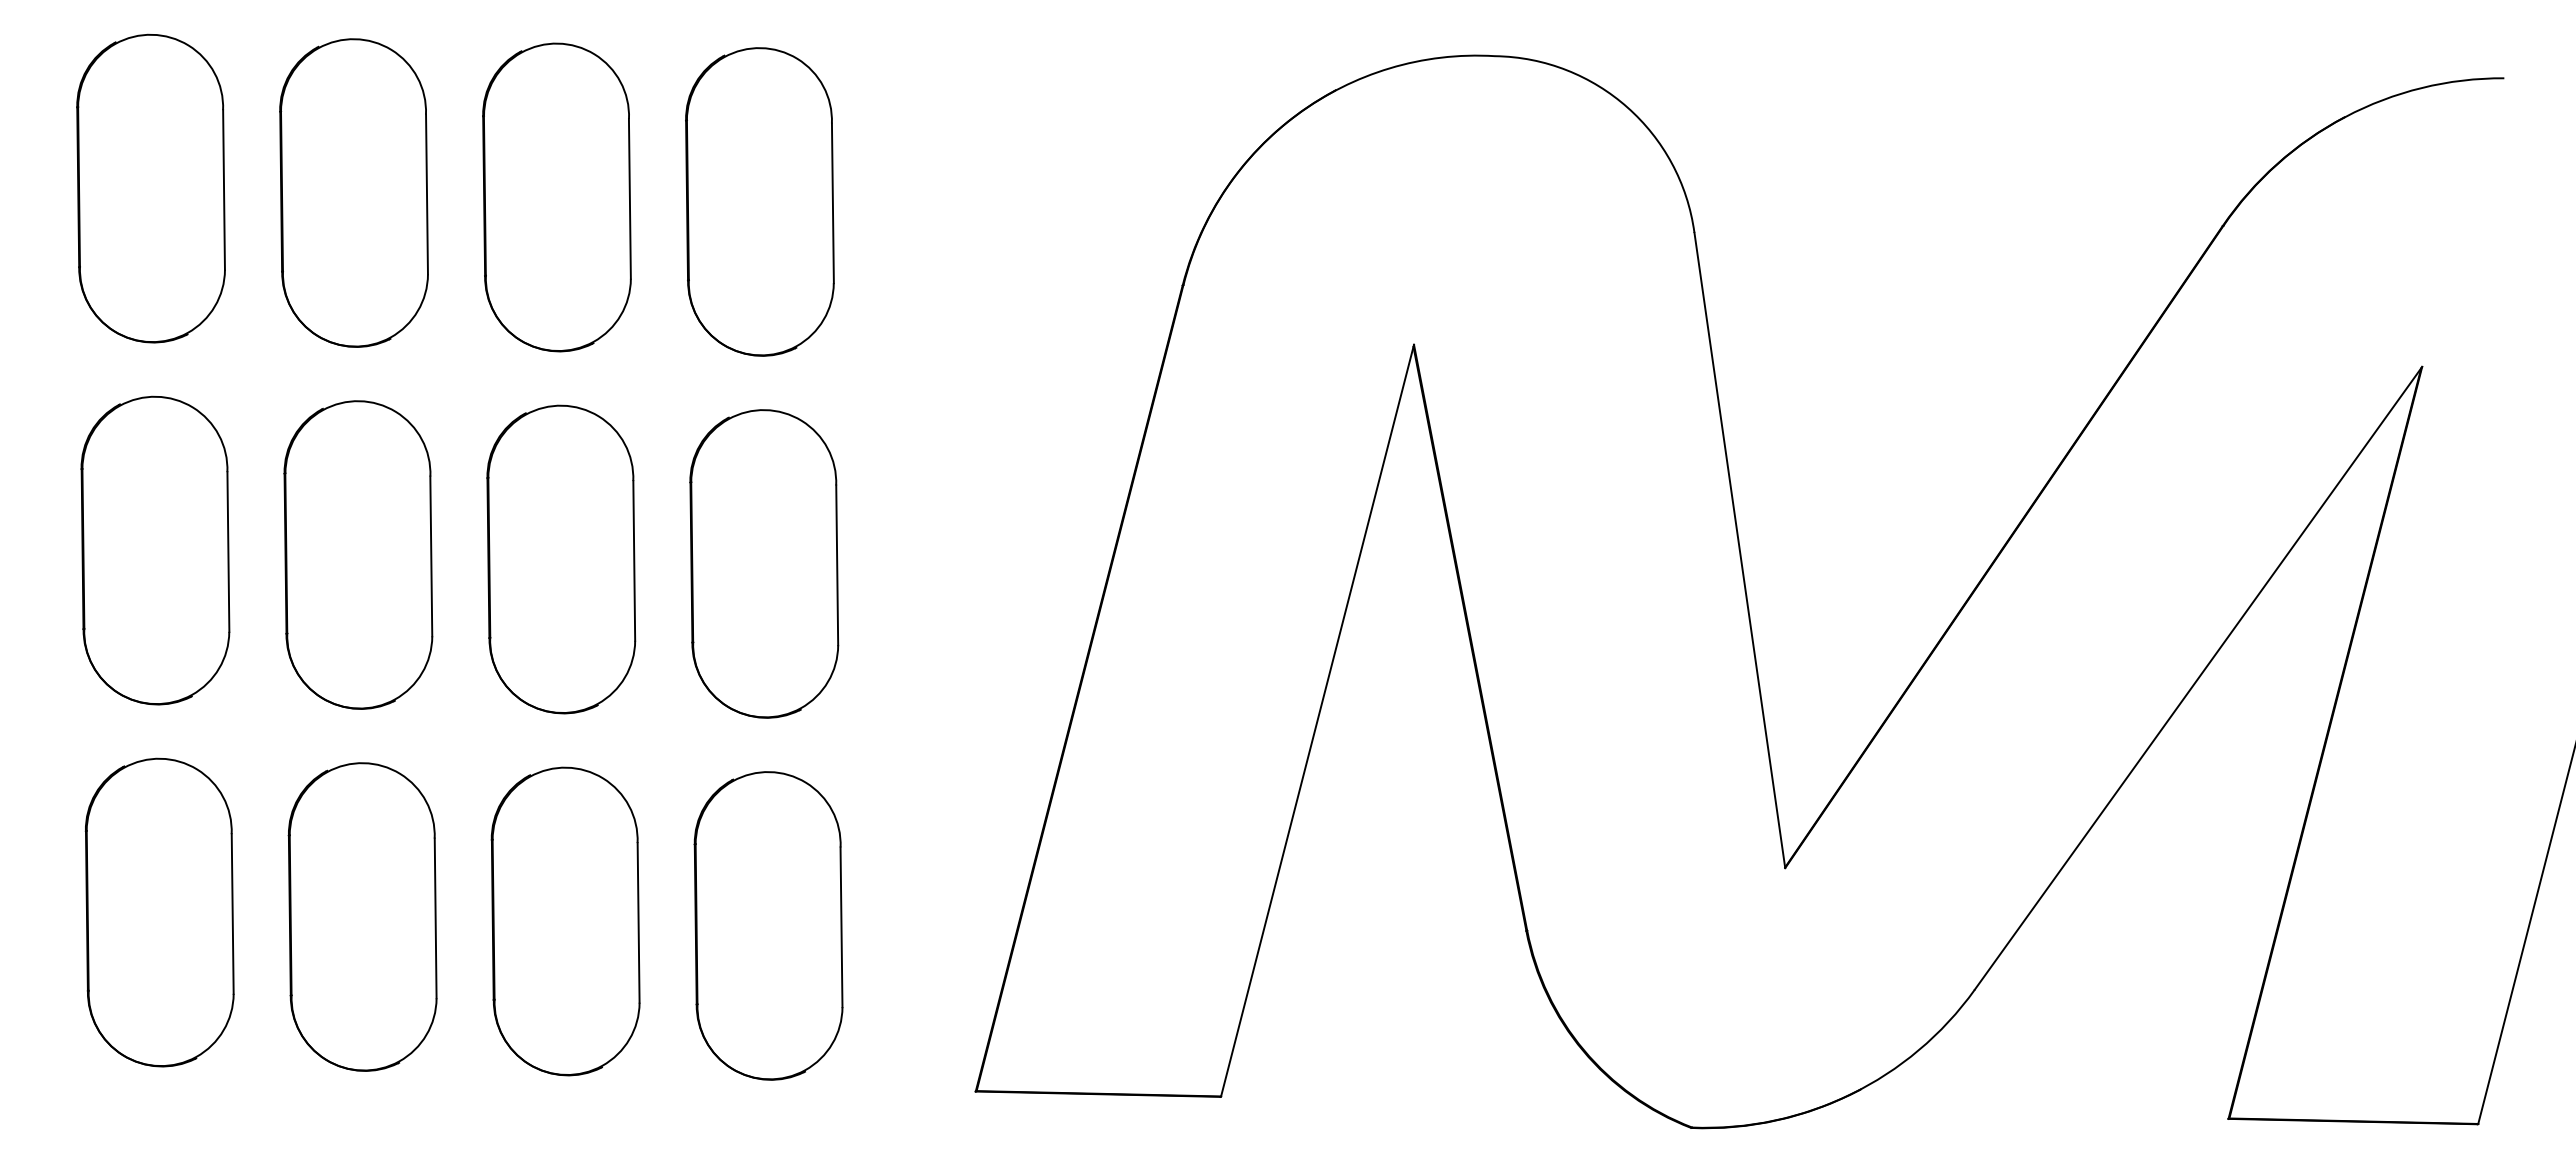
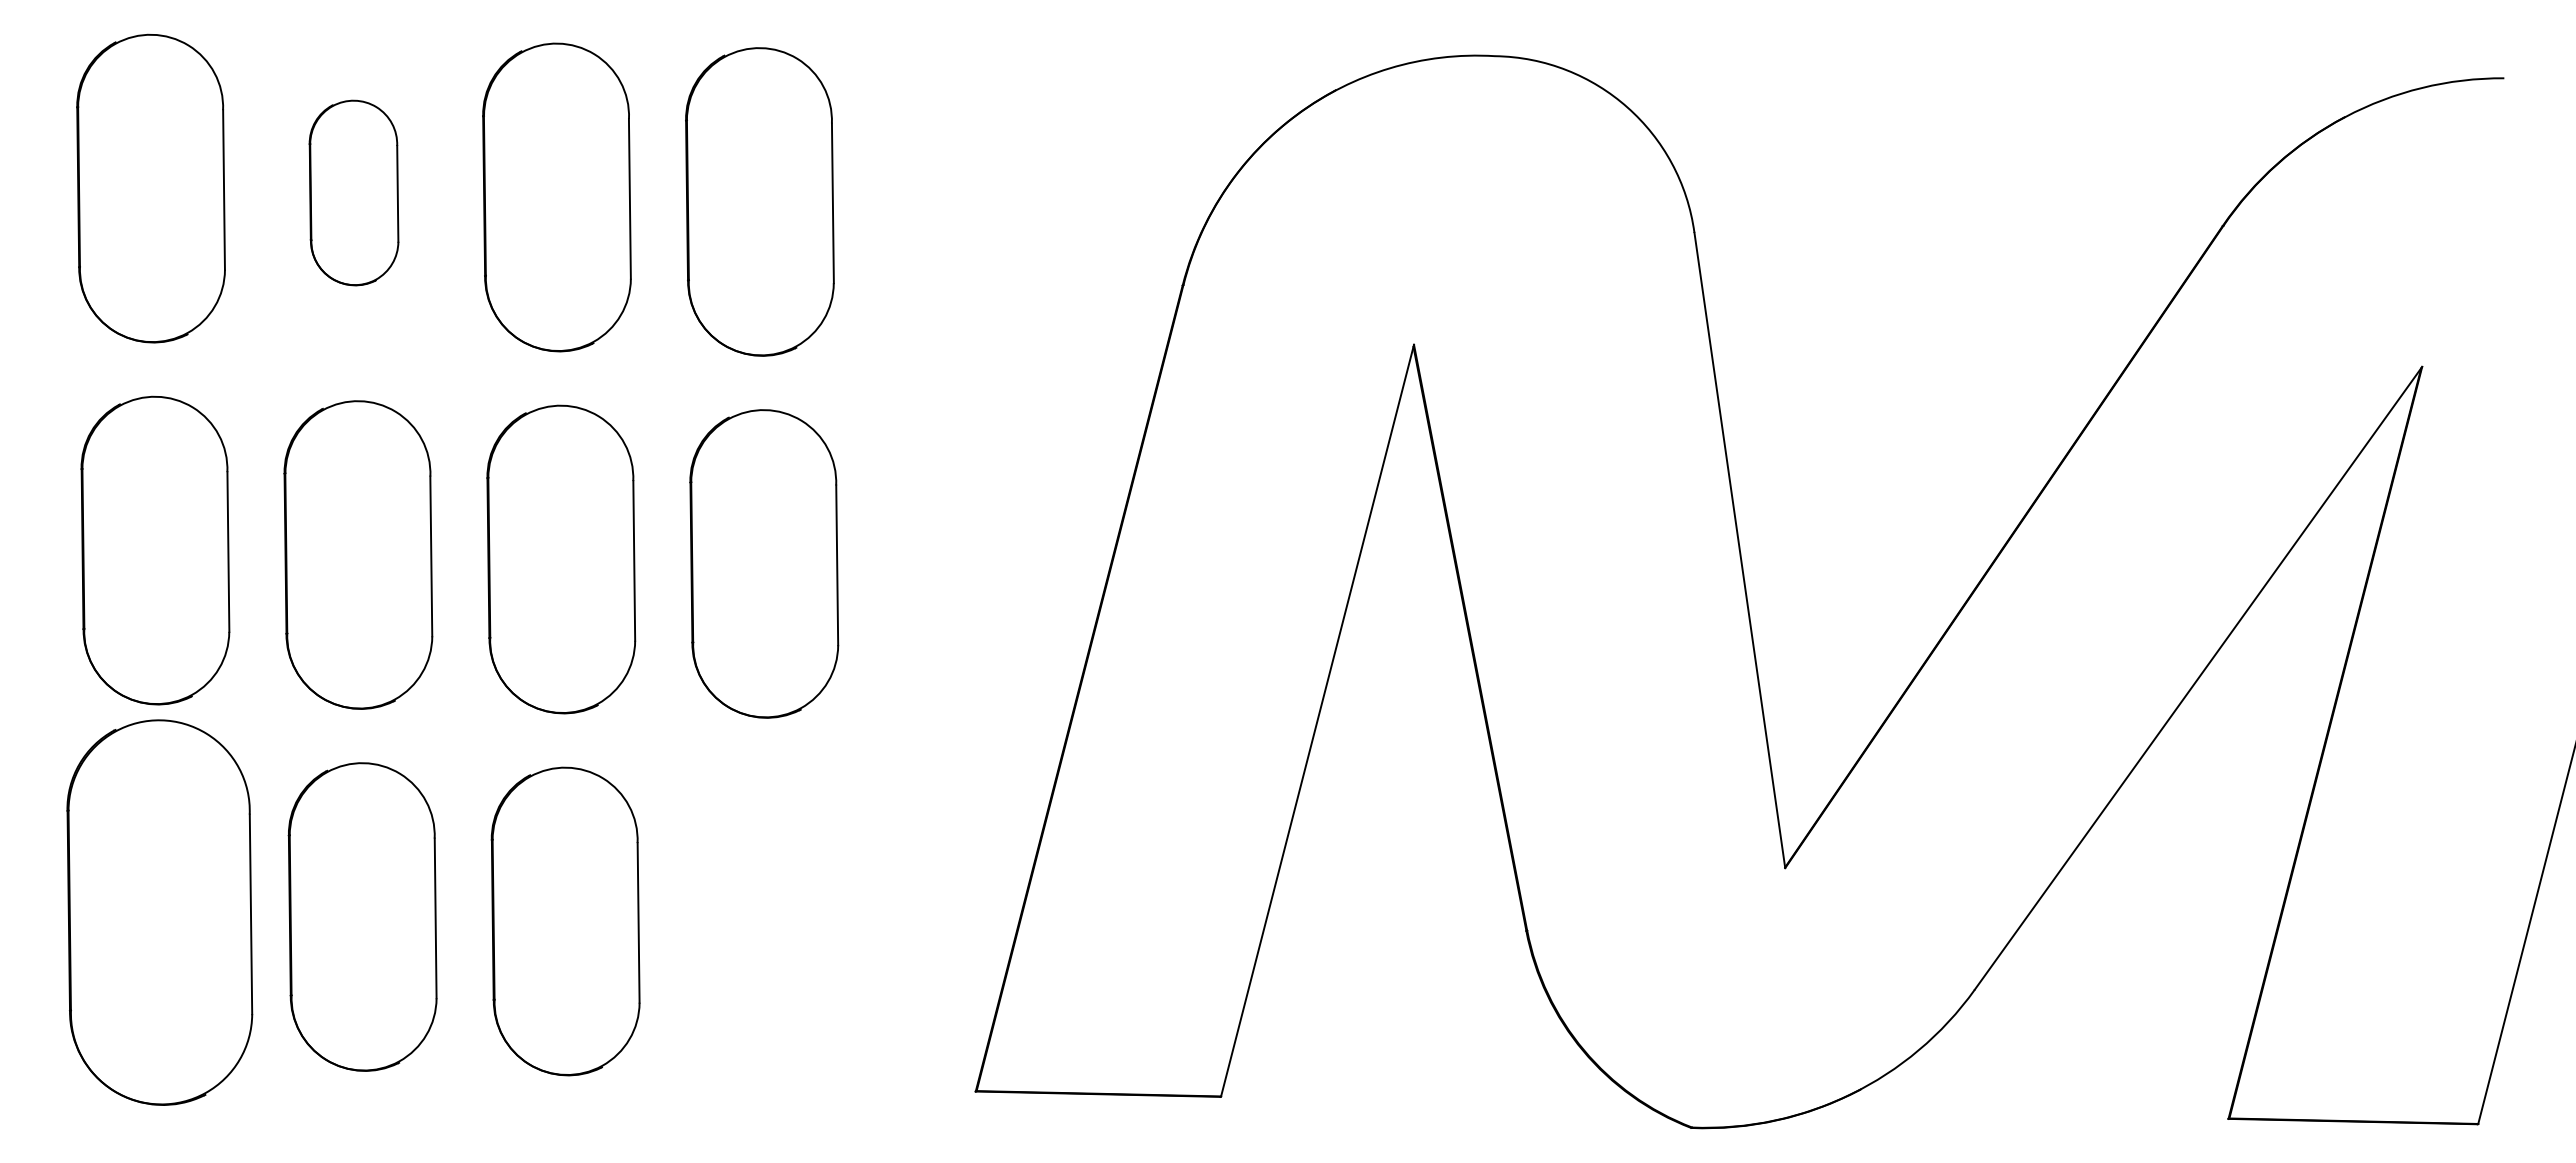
part size: 150x310 px -> 92x188 px (353, 192)
part size: 151x311 px -> 188x387 px (159, 912)
part: present -> none (768, 925)
